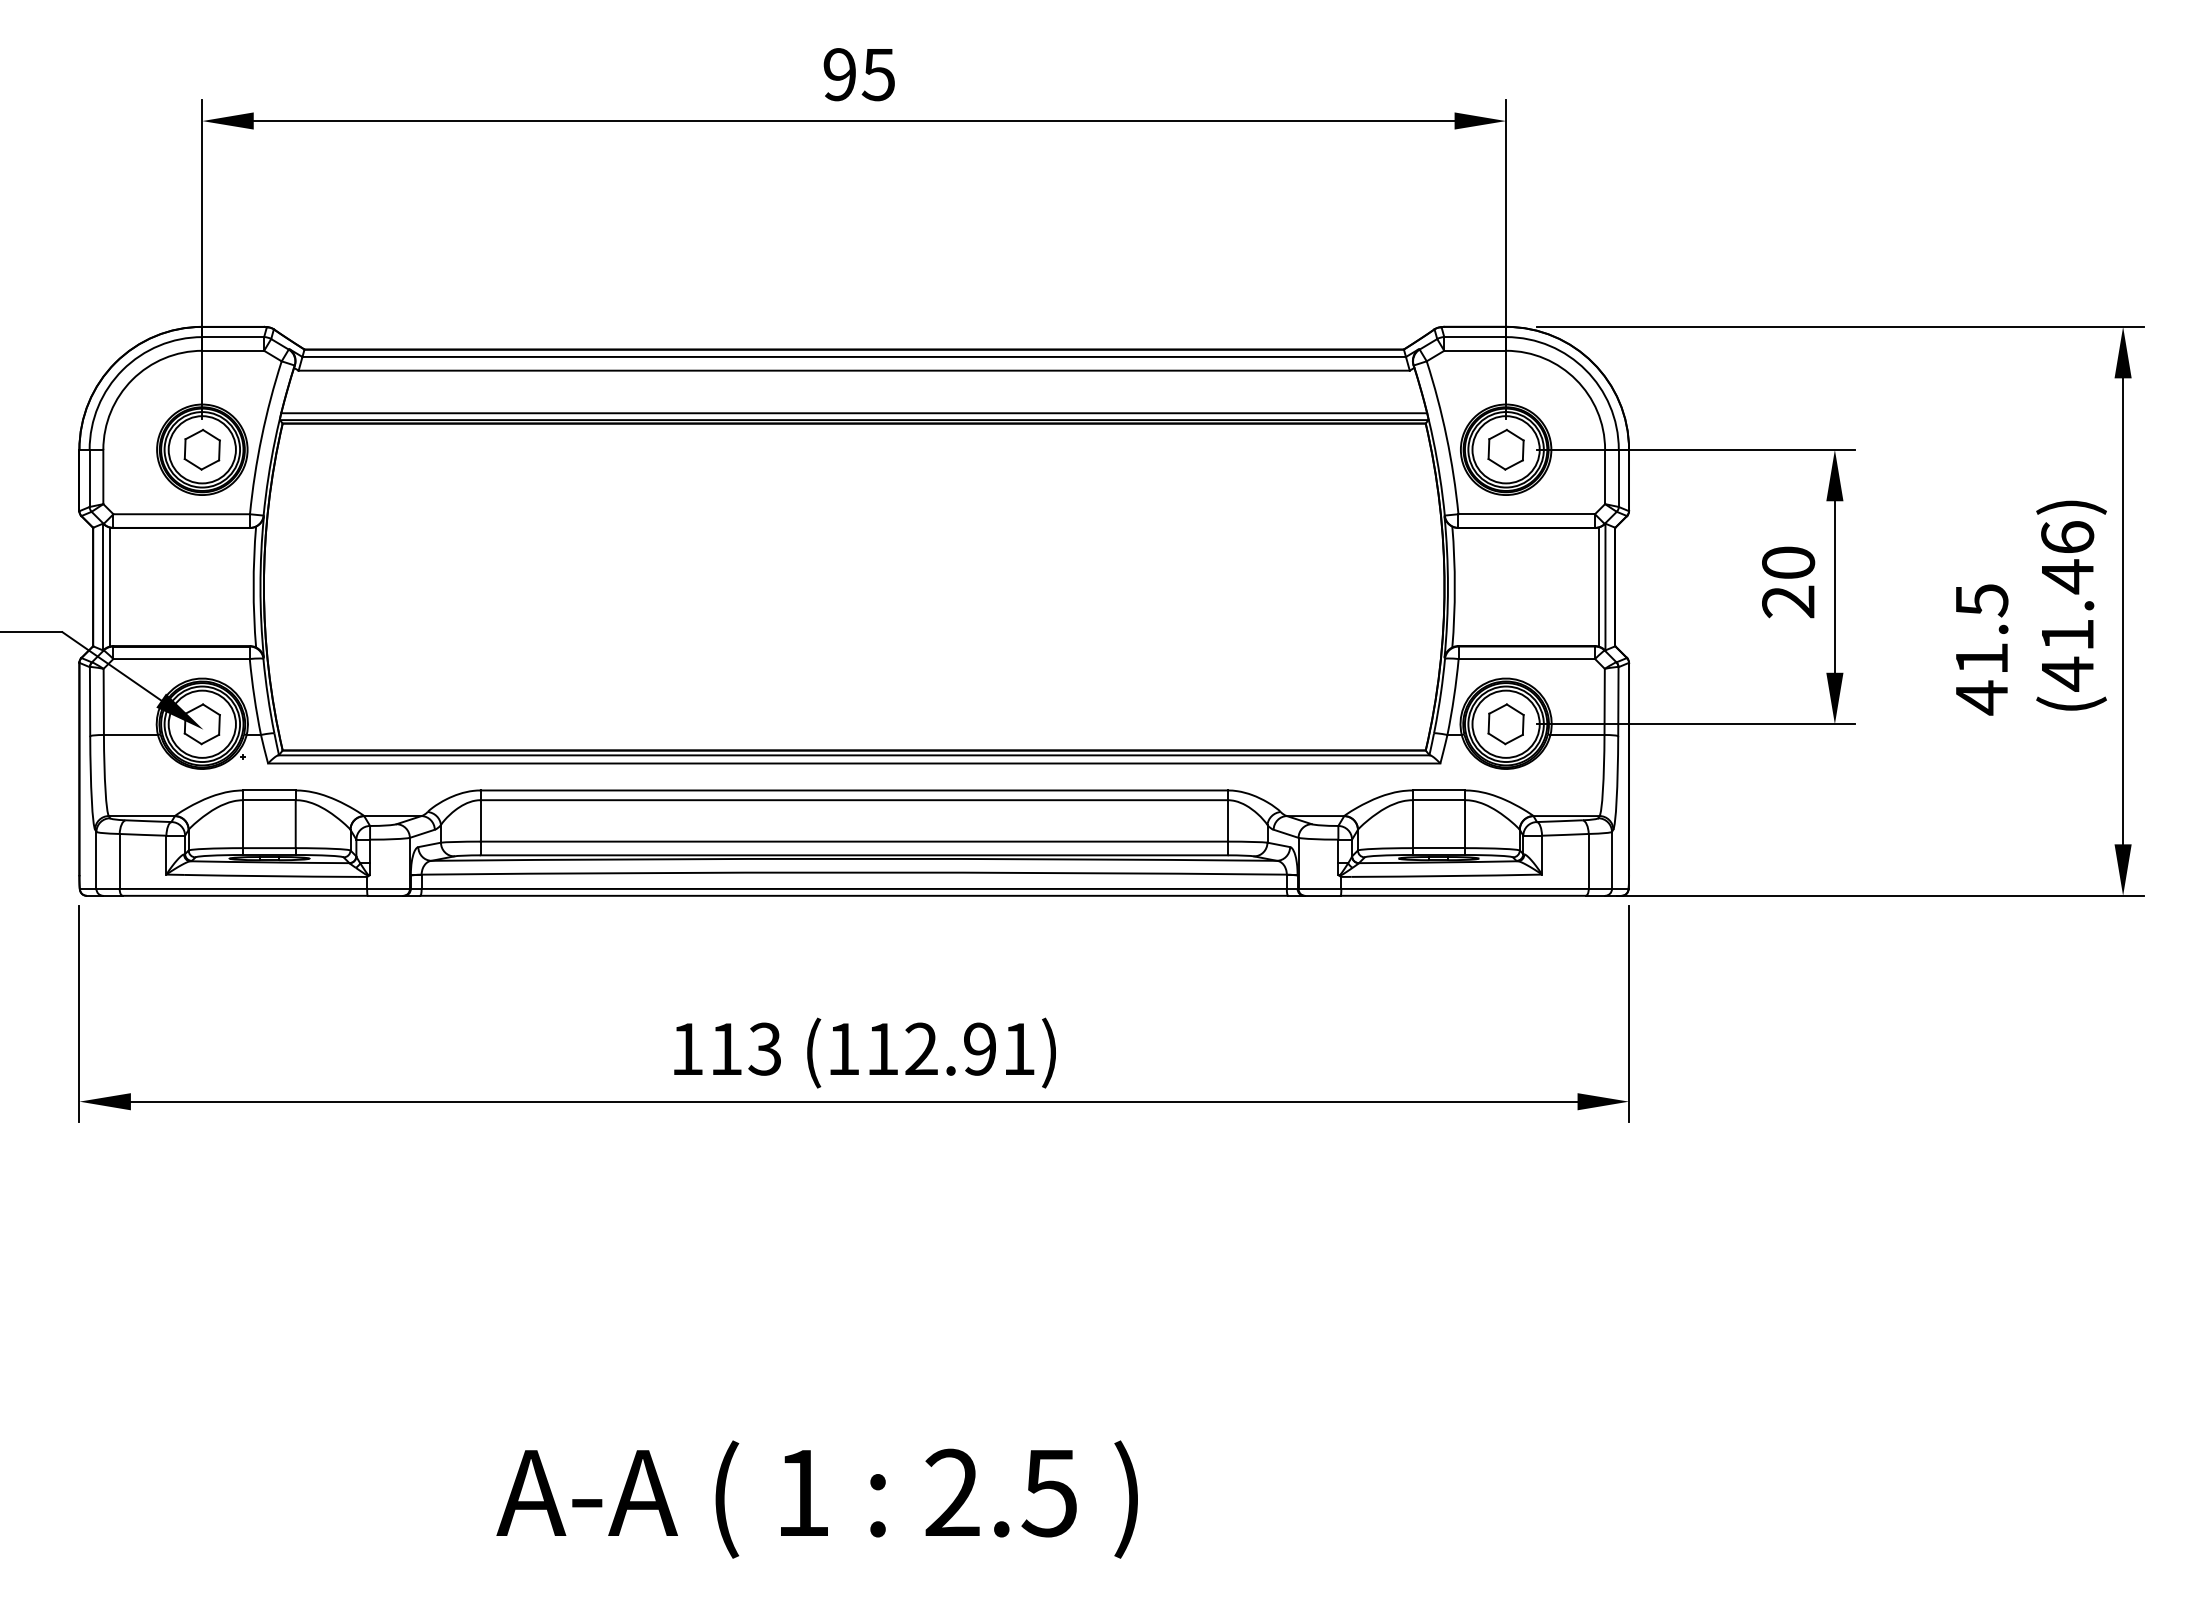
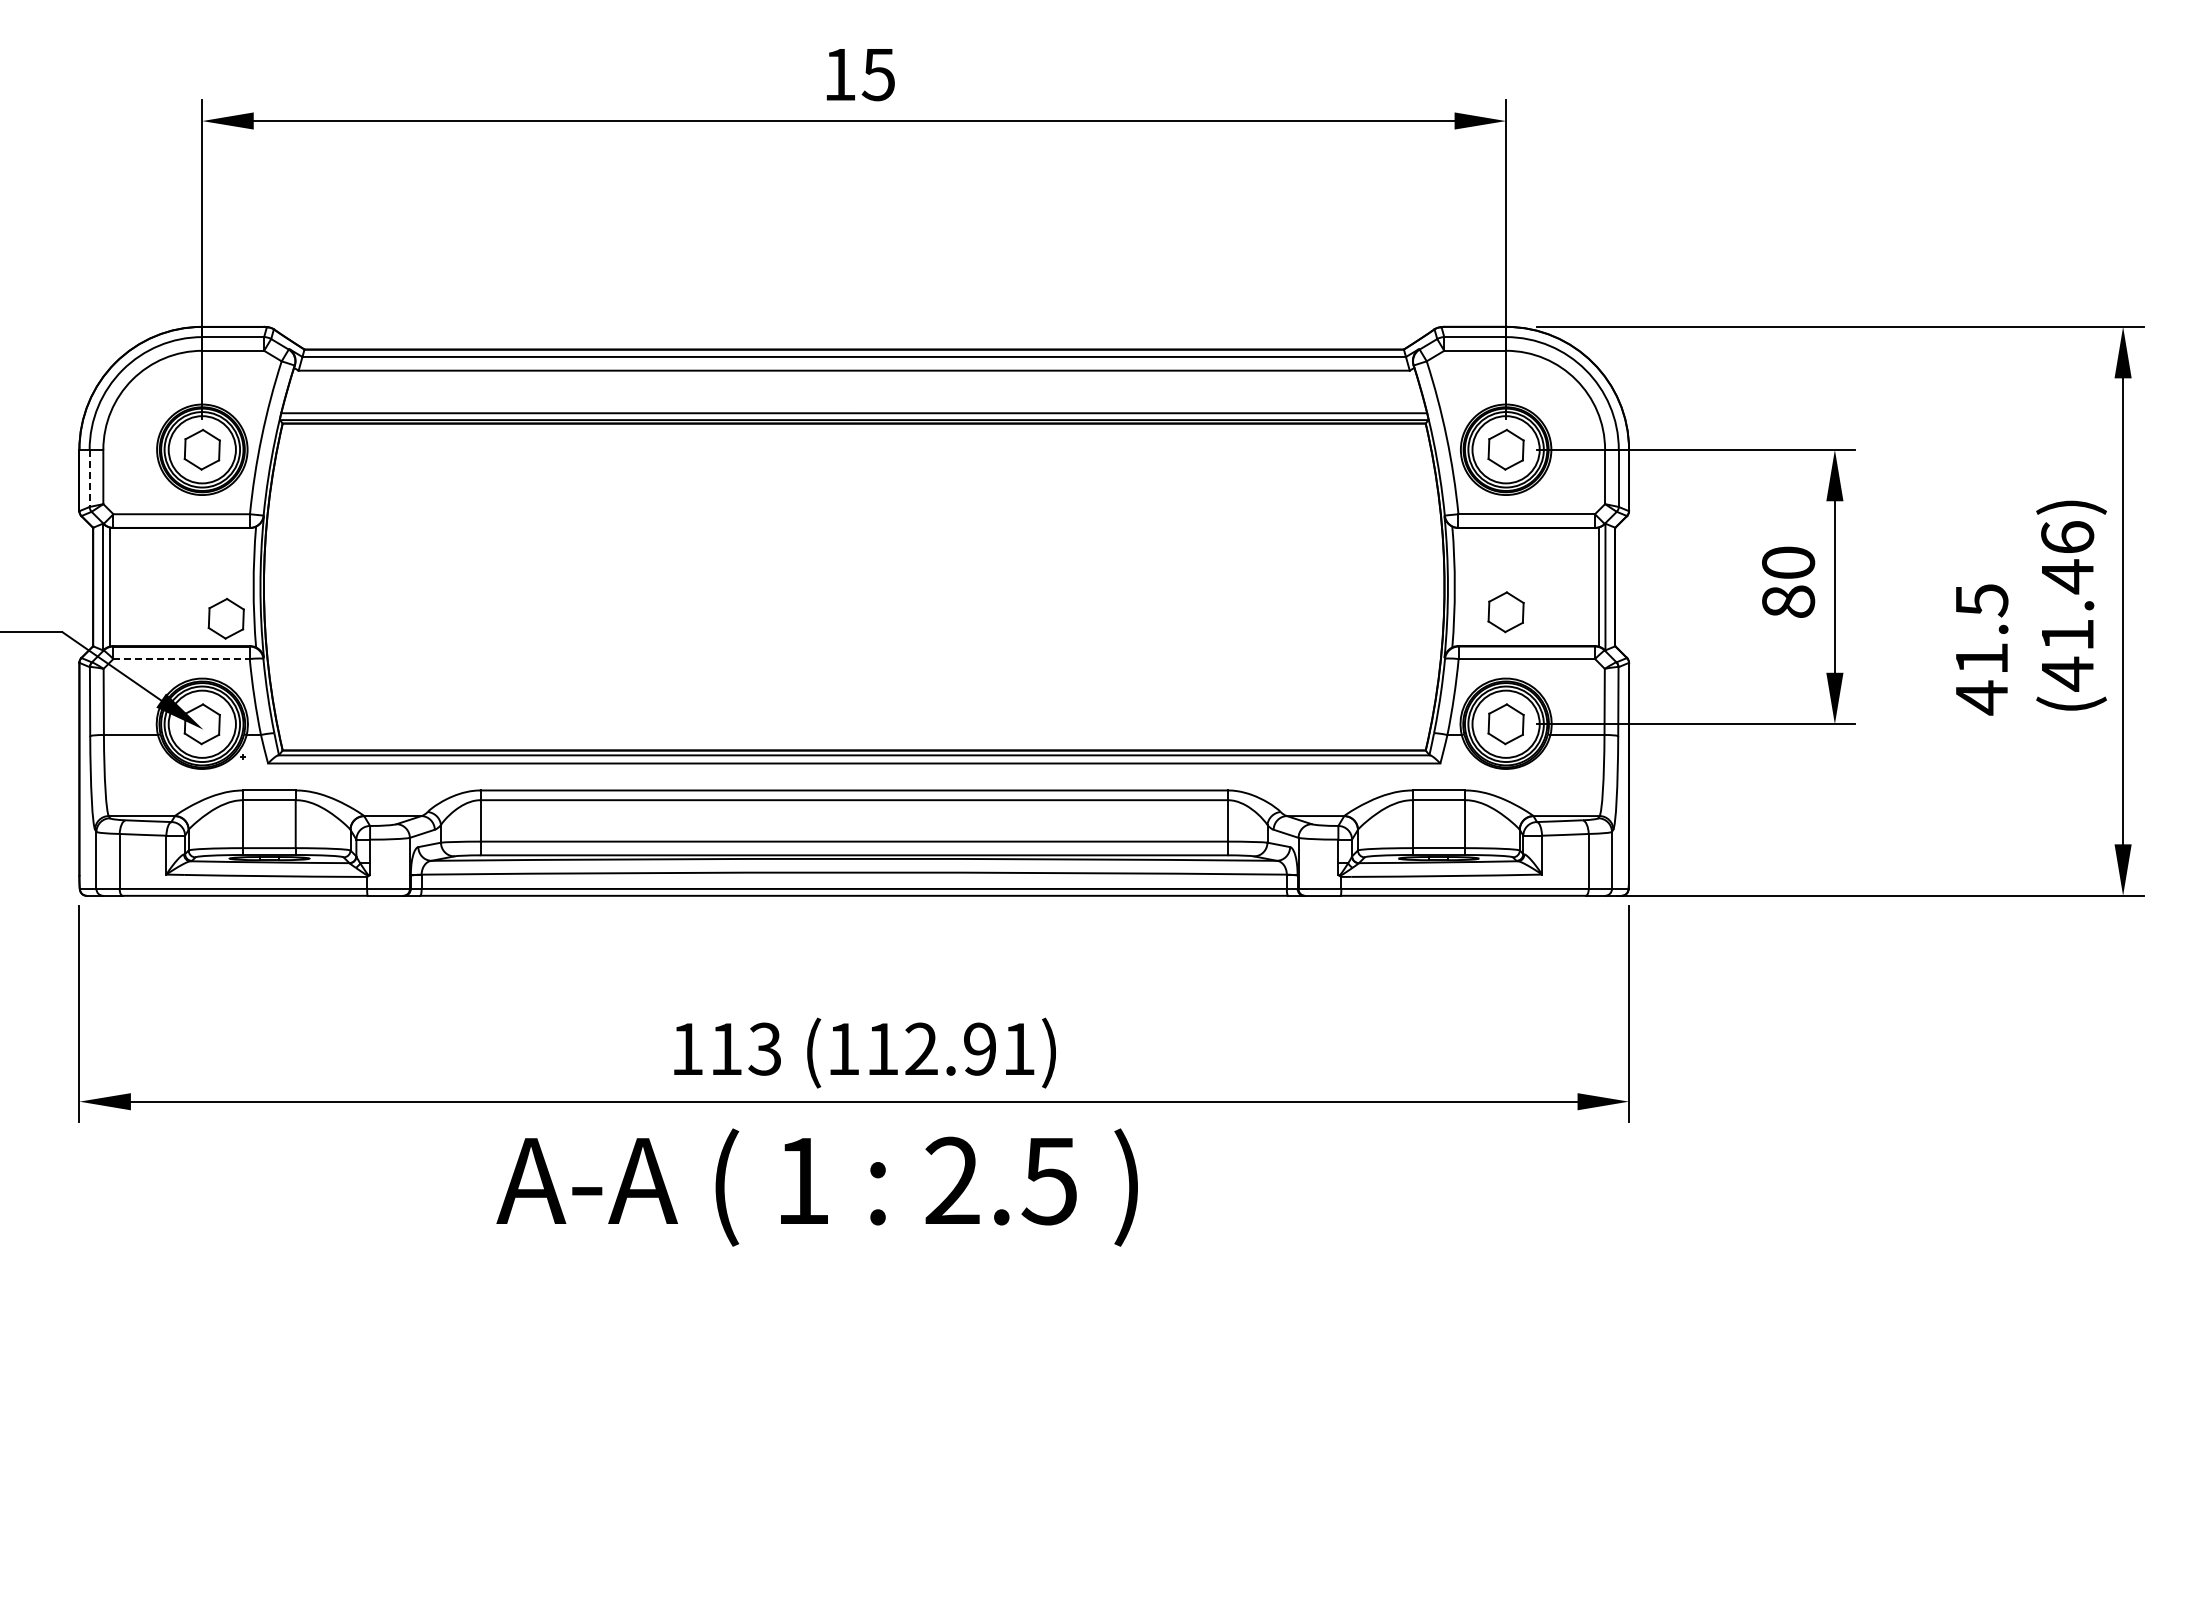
text: 95 -> 15 (839, 74)
line: solid -> dashed (89, 478)
text: 20 -> 80 (1788, 601)
part: none -> present (1505, 612)
part: none -> present (225, 618)
line: solid -> dashed (182, 659)
text position: (816, 1499) -> (816, 1187) (816, 1187)
